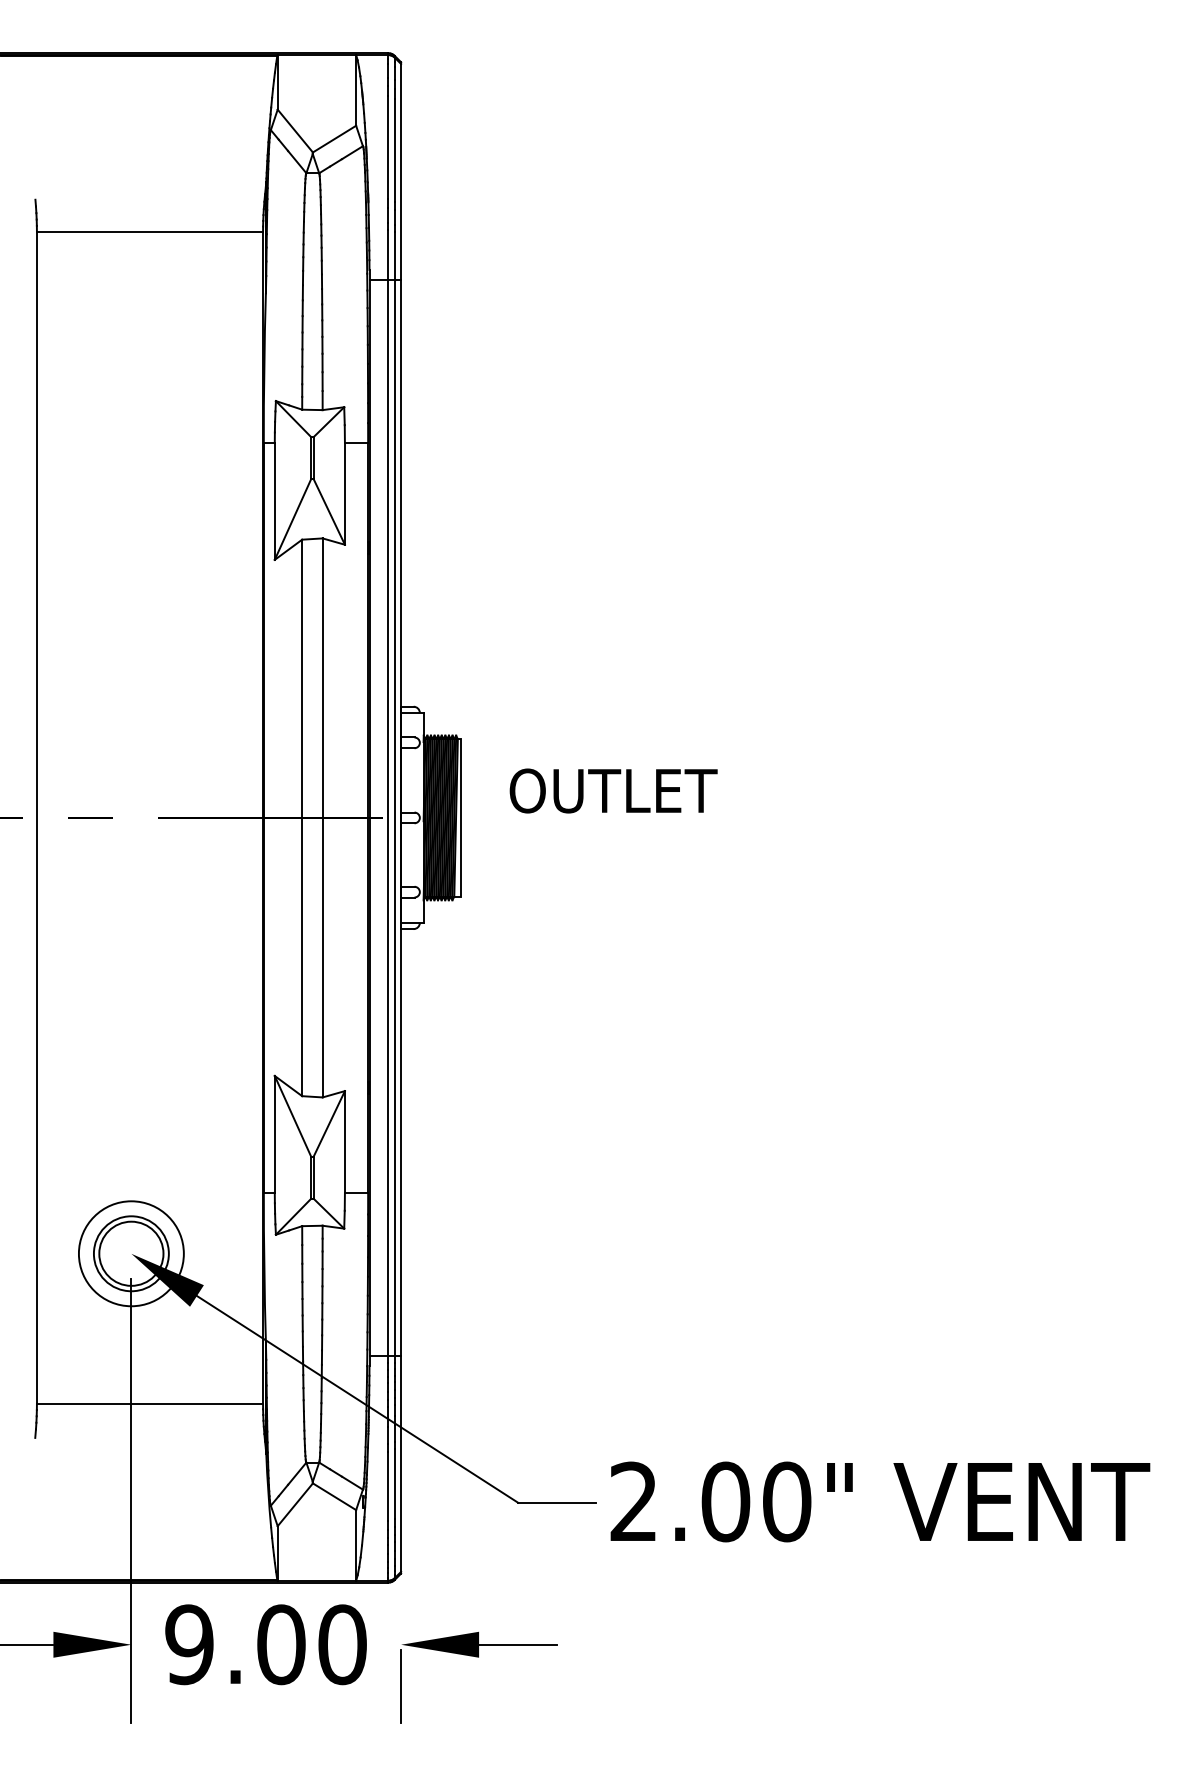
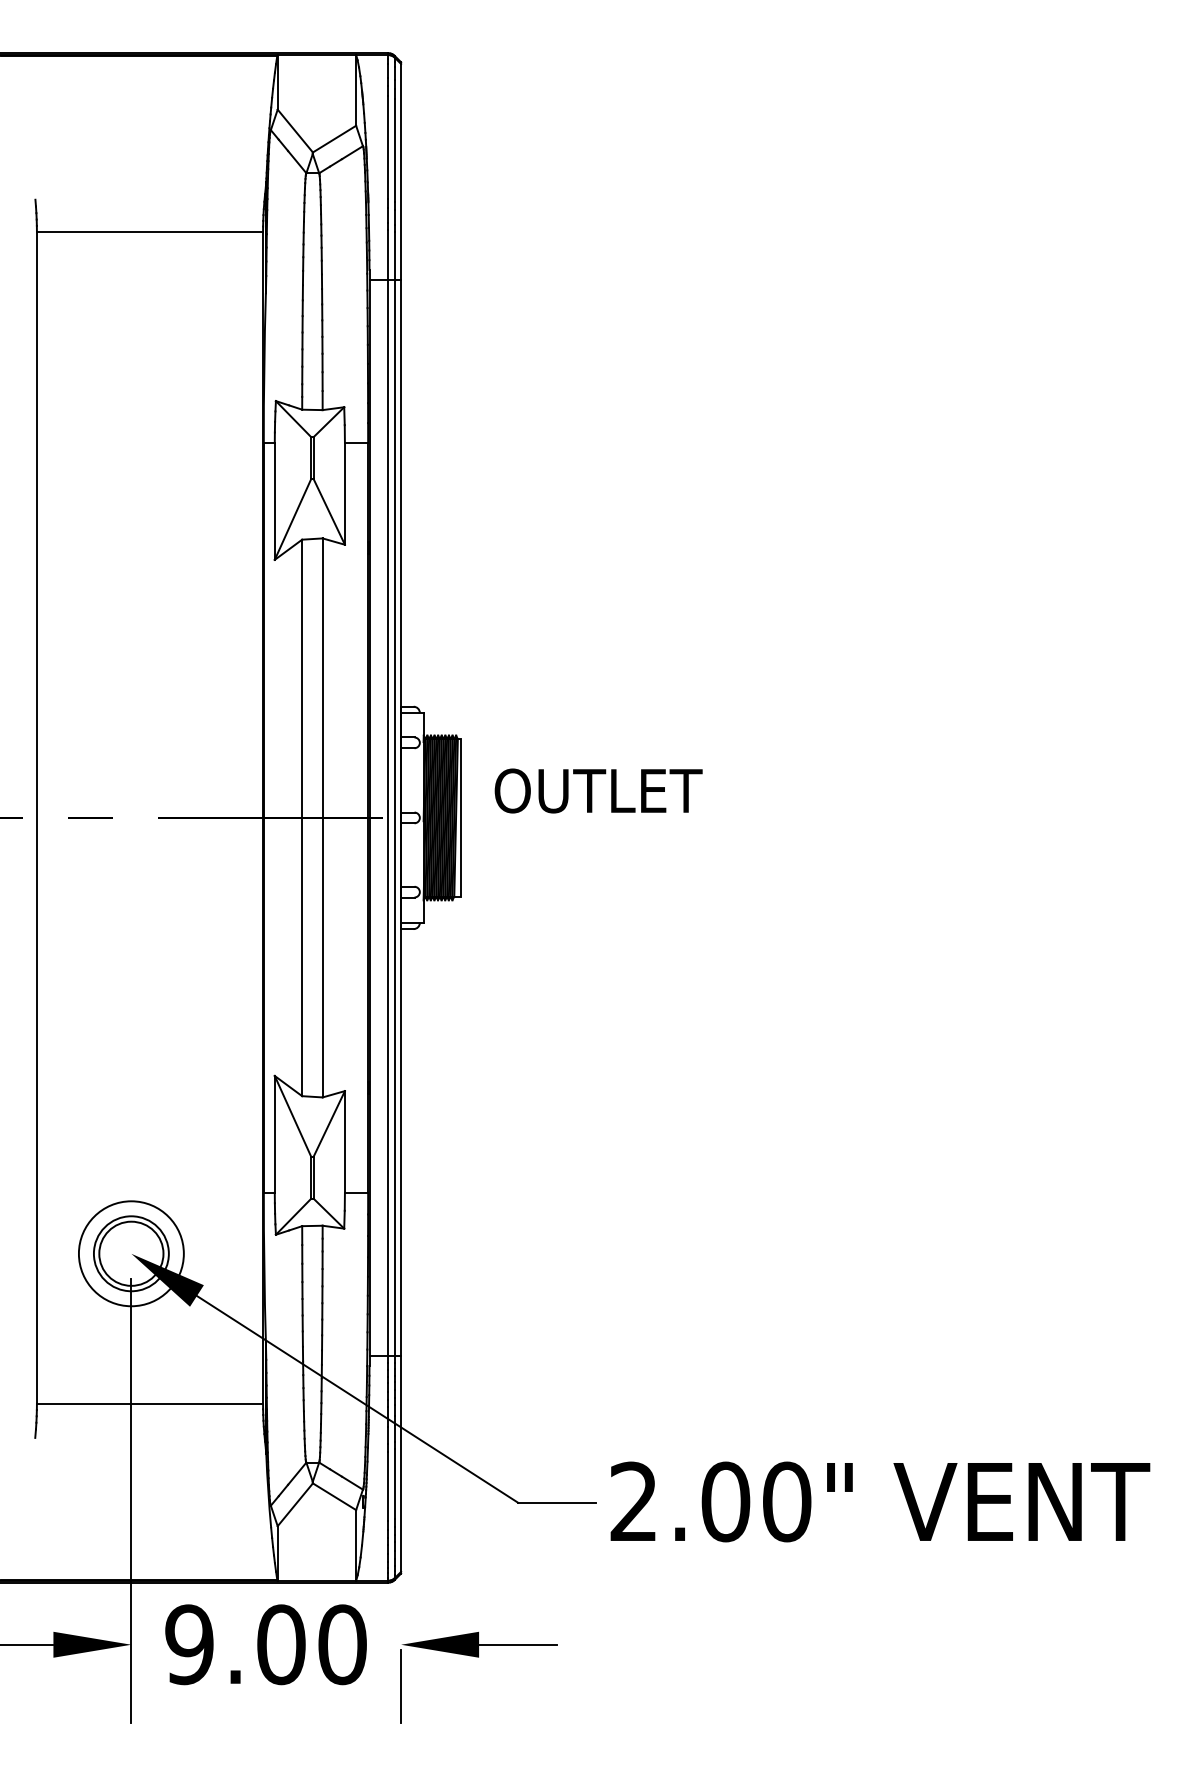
text position: (613, 790) -> (598, 790) (598, 790)
